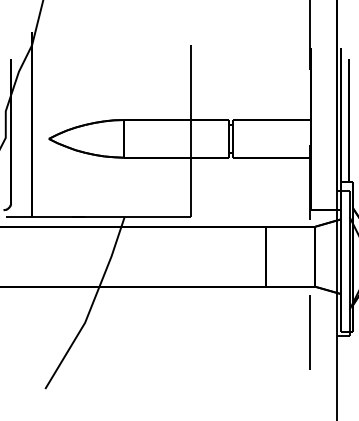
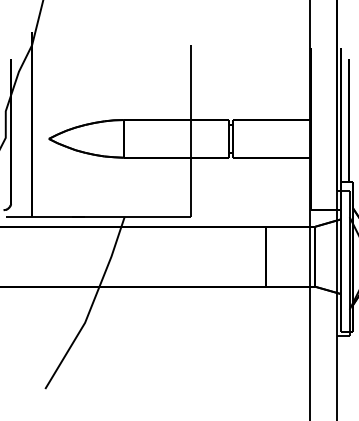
line: dashed -> solid (309, 210)
